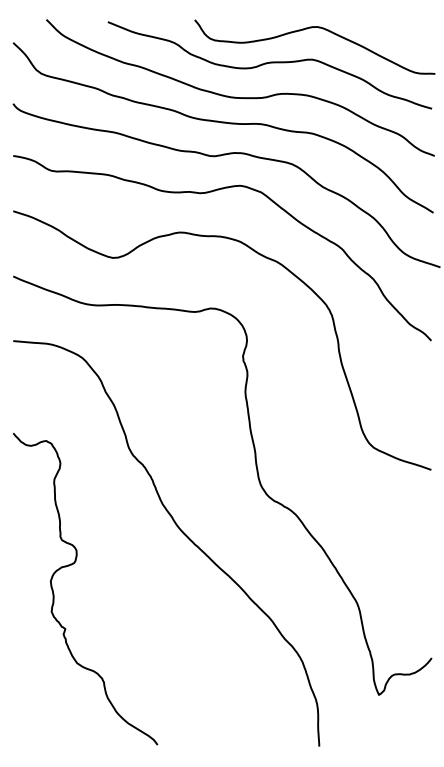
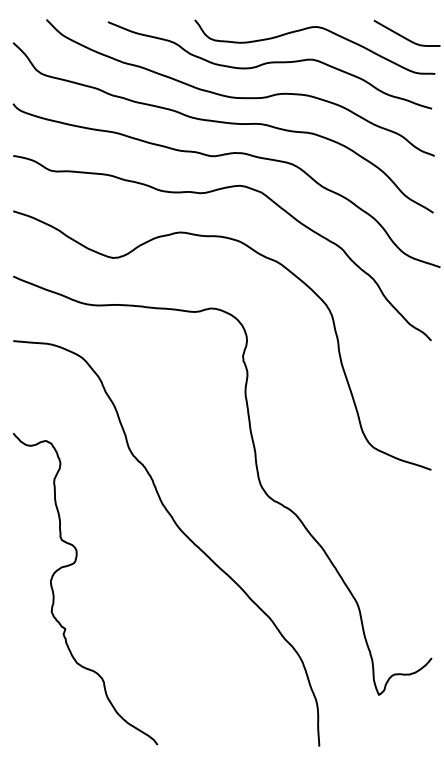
curve: none -> present (404, 36)
